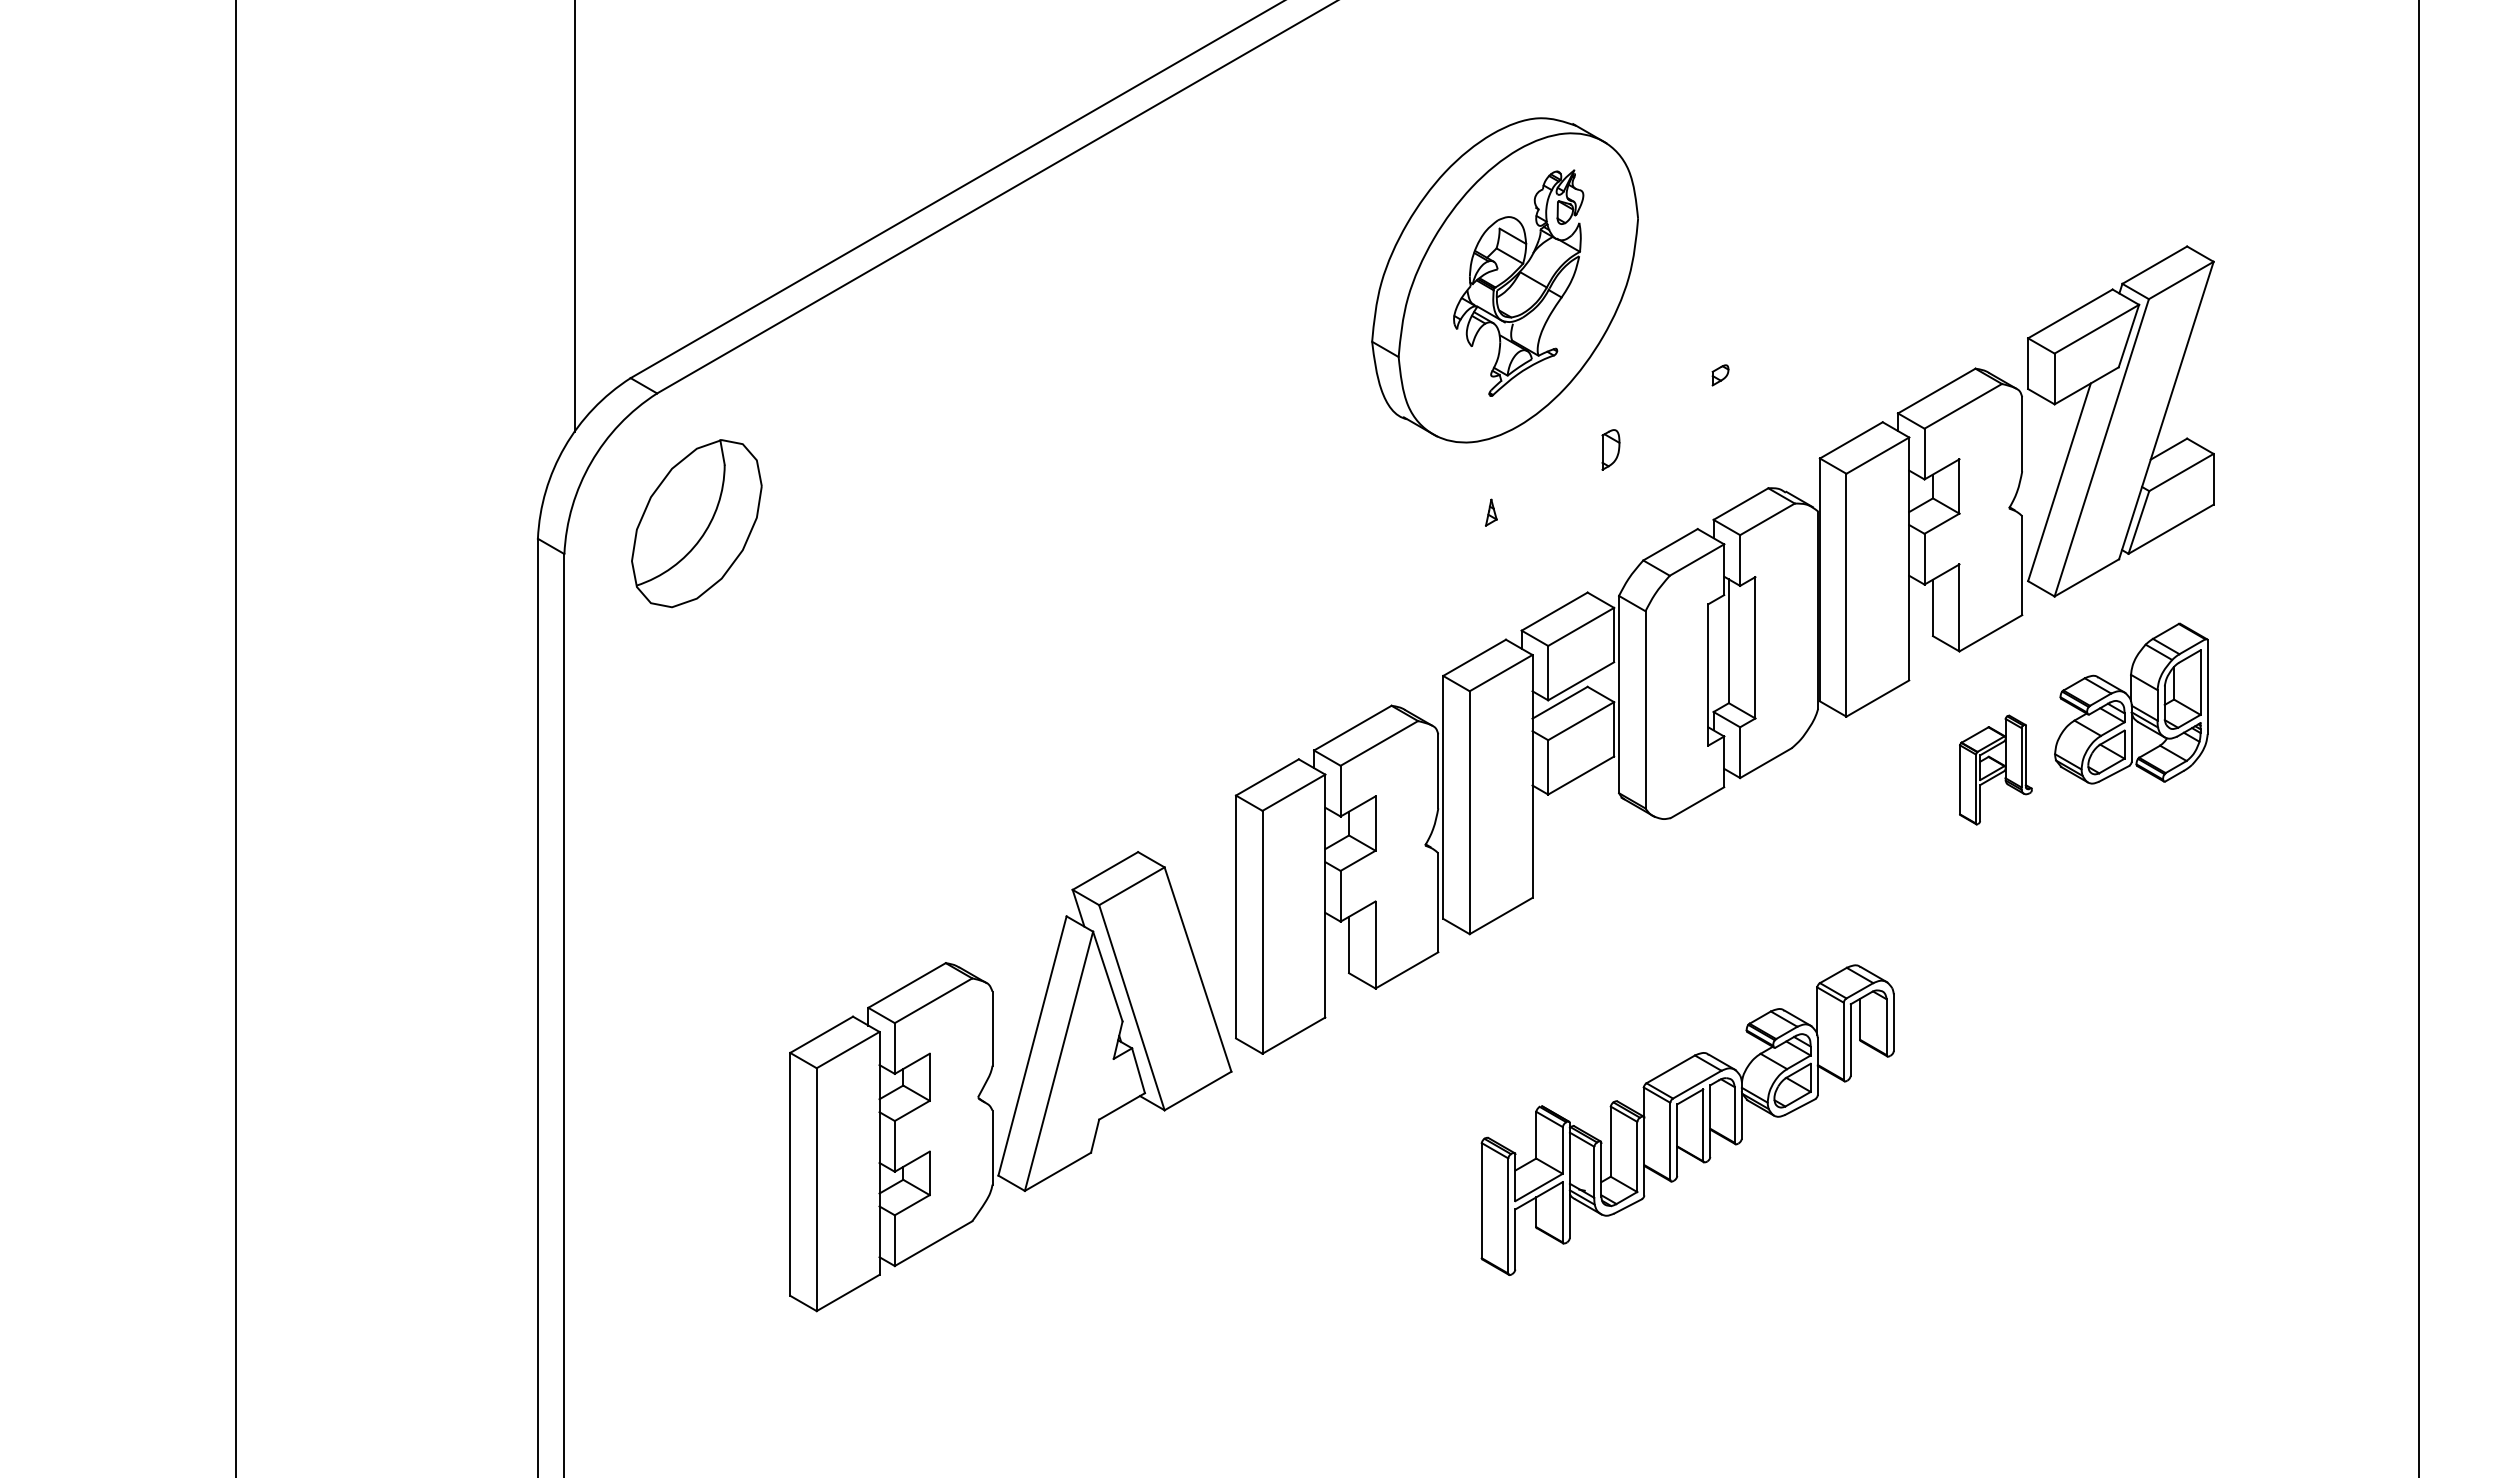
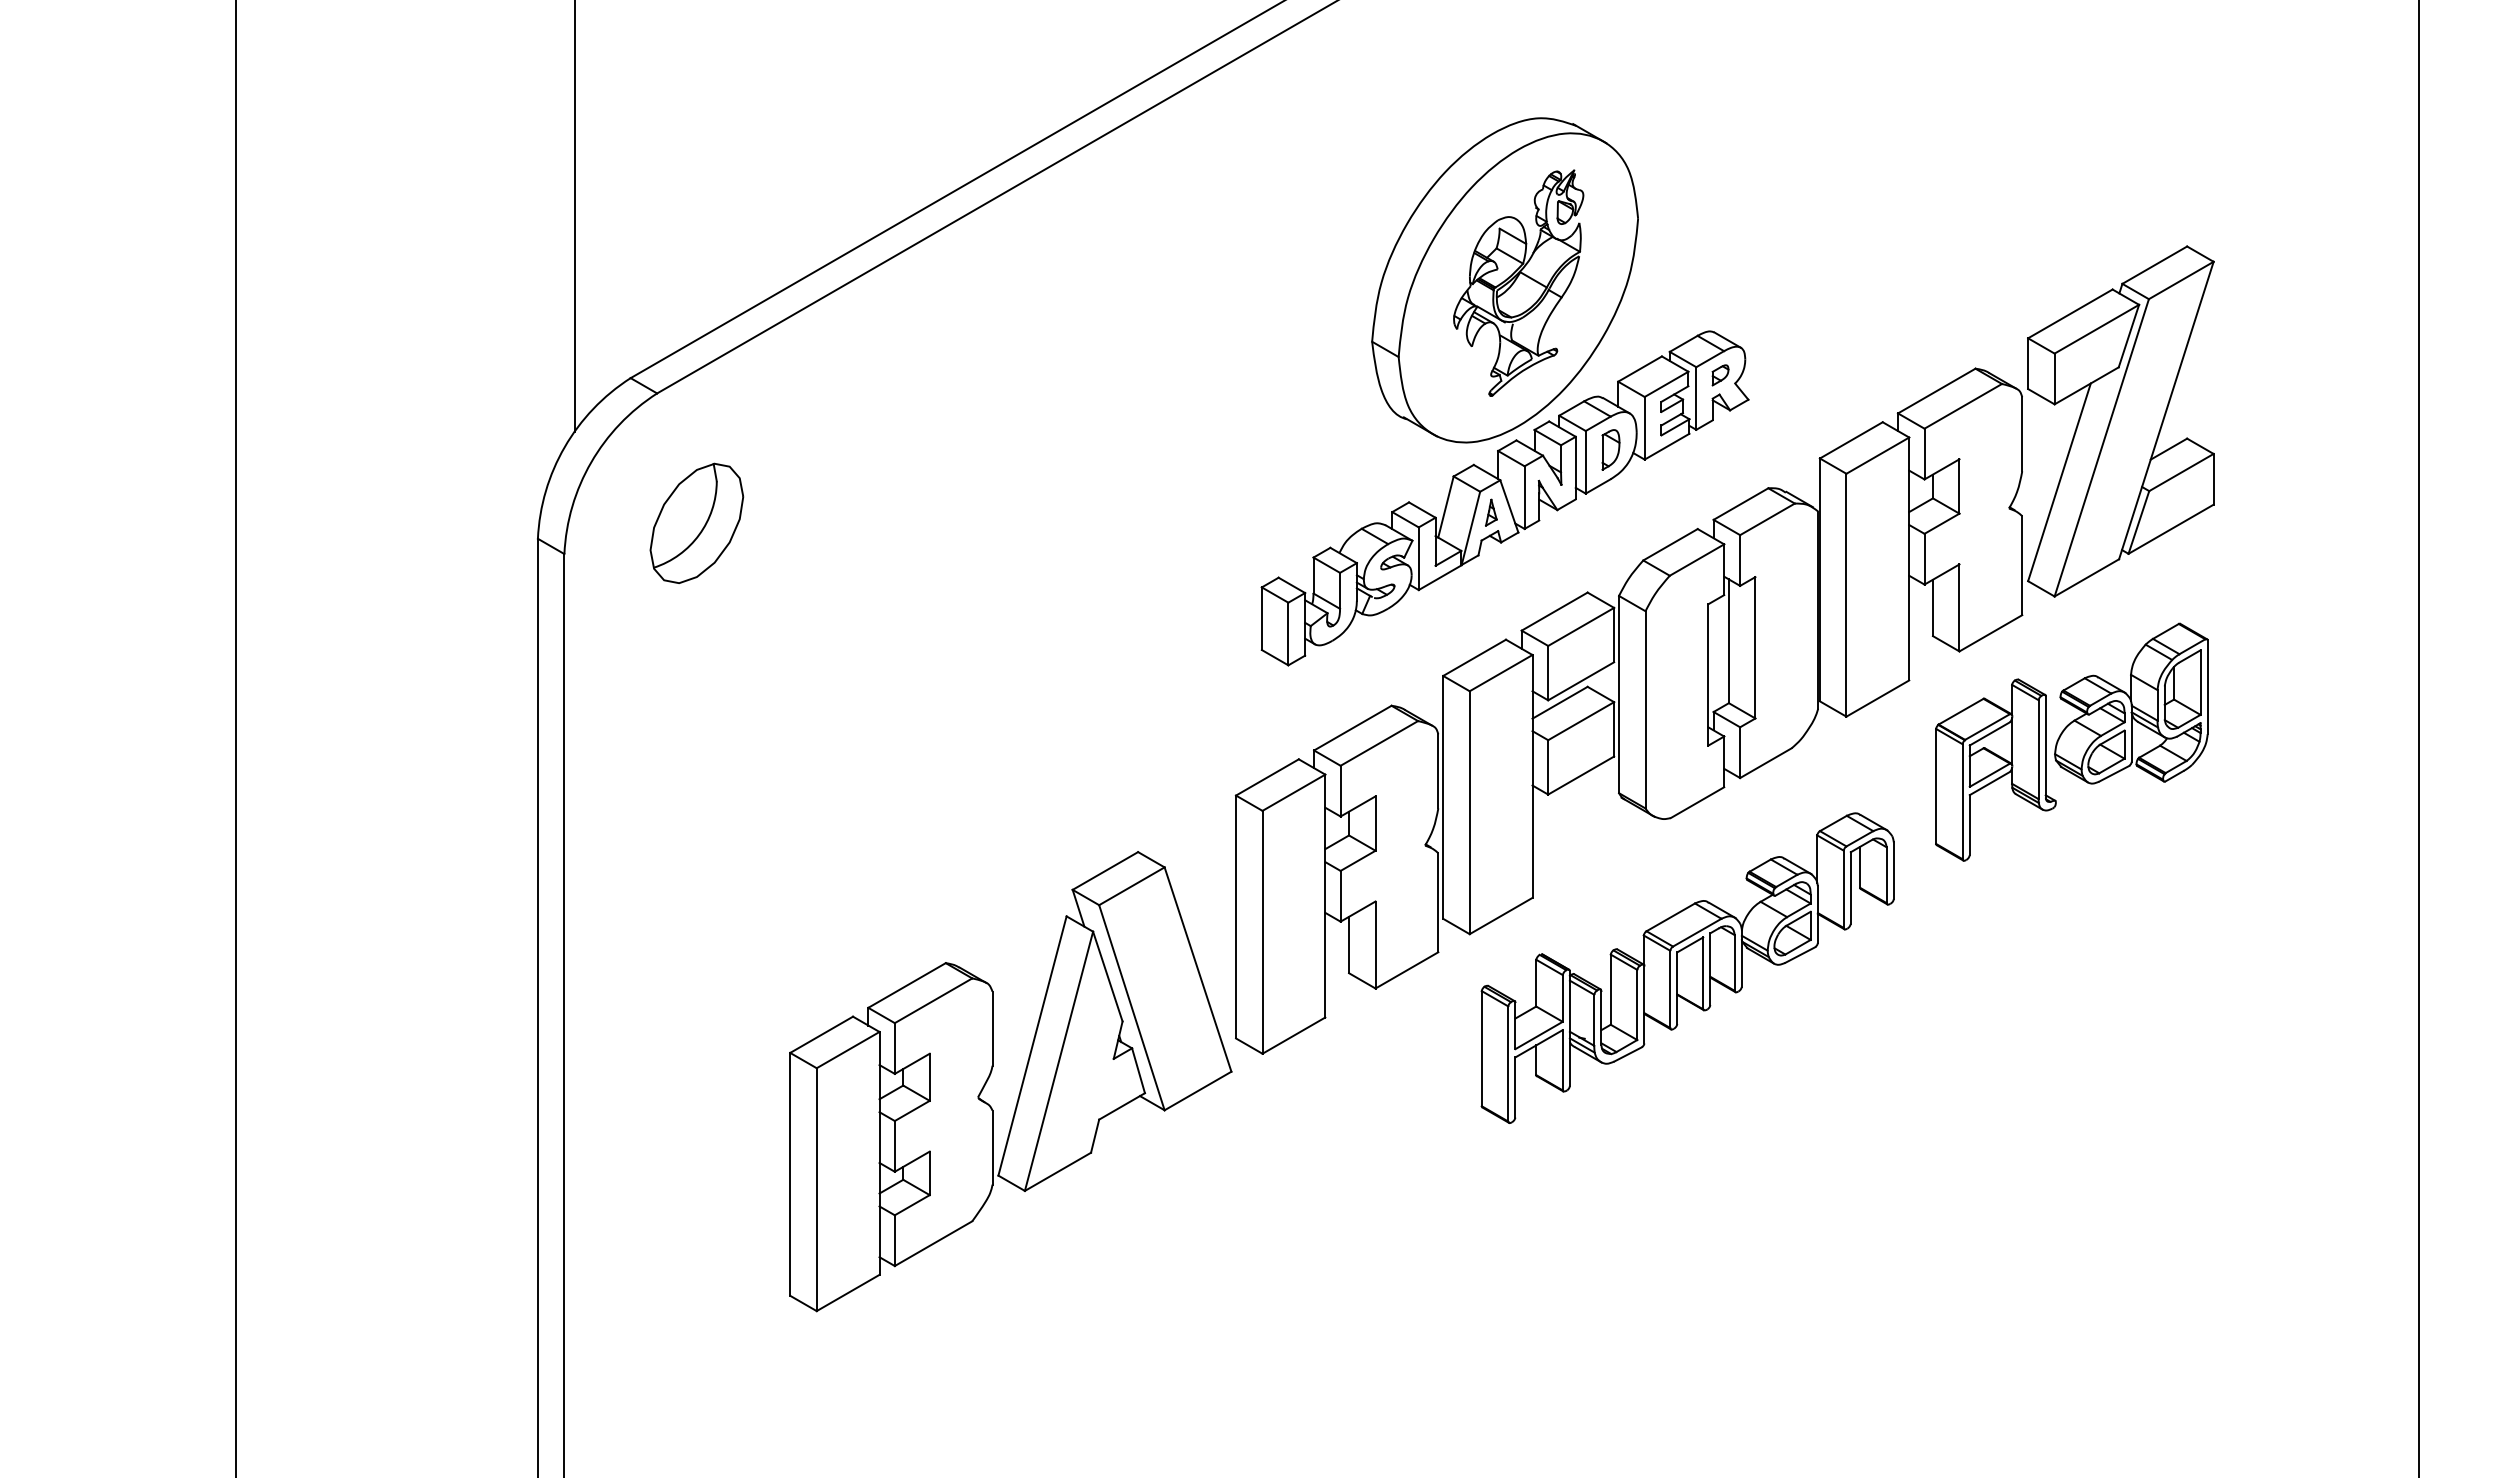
part: none -> present (1504, 498)
part size: 132x170 px -> 96x122 px (696, 522)
part size: 74x112 px -> 122x184 px (1995, 769)
part position: (1687, 1119) -> (1687, 967) (1687, 967)
